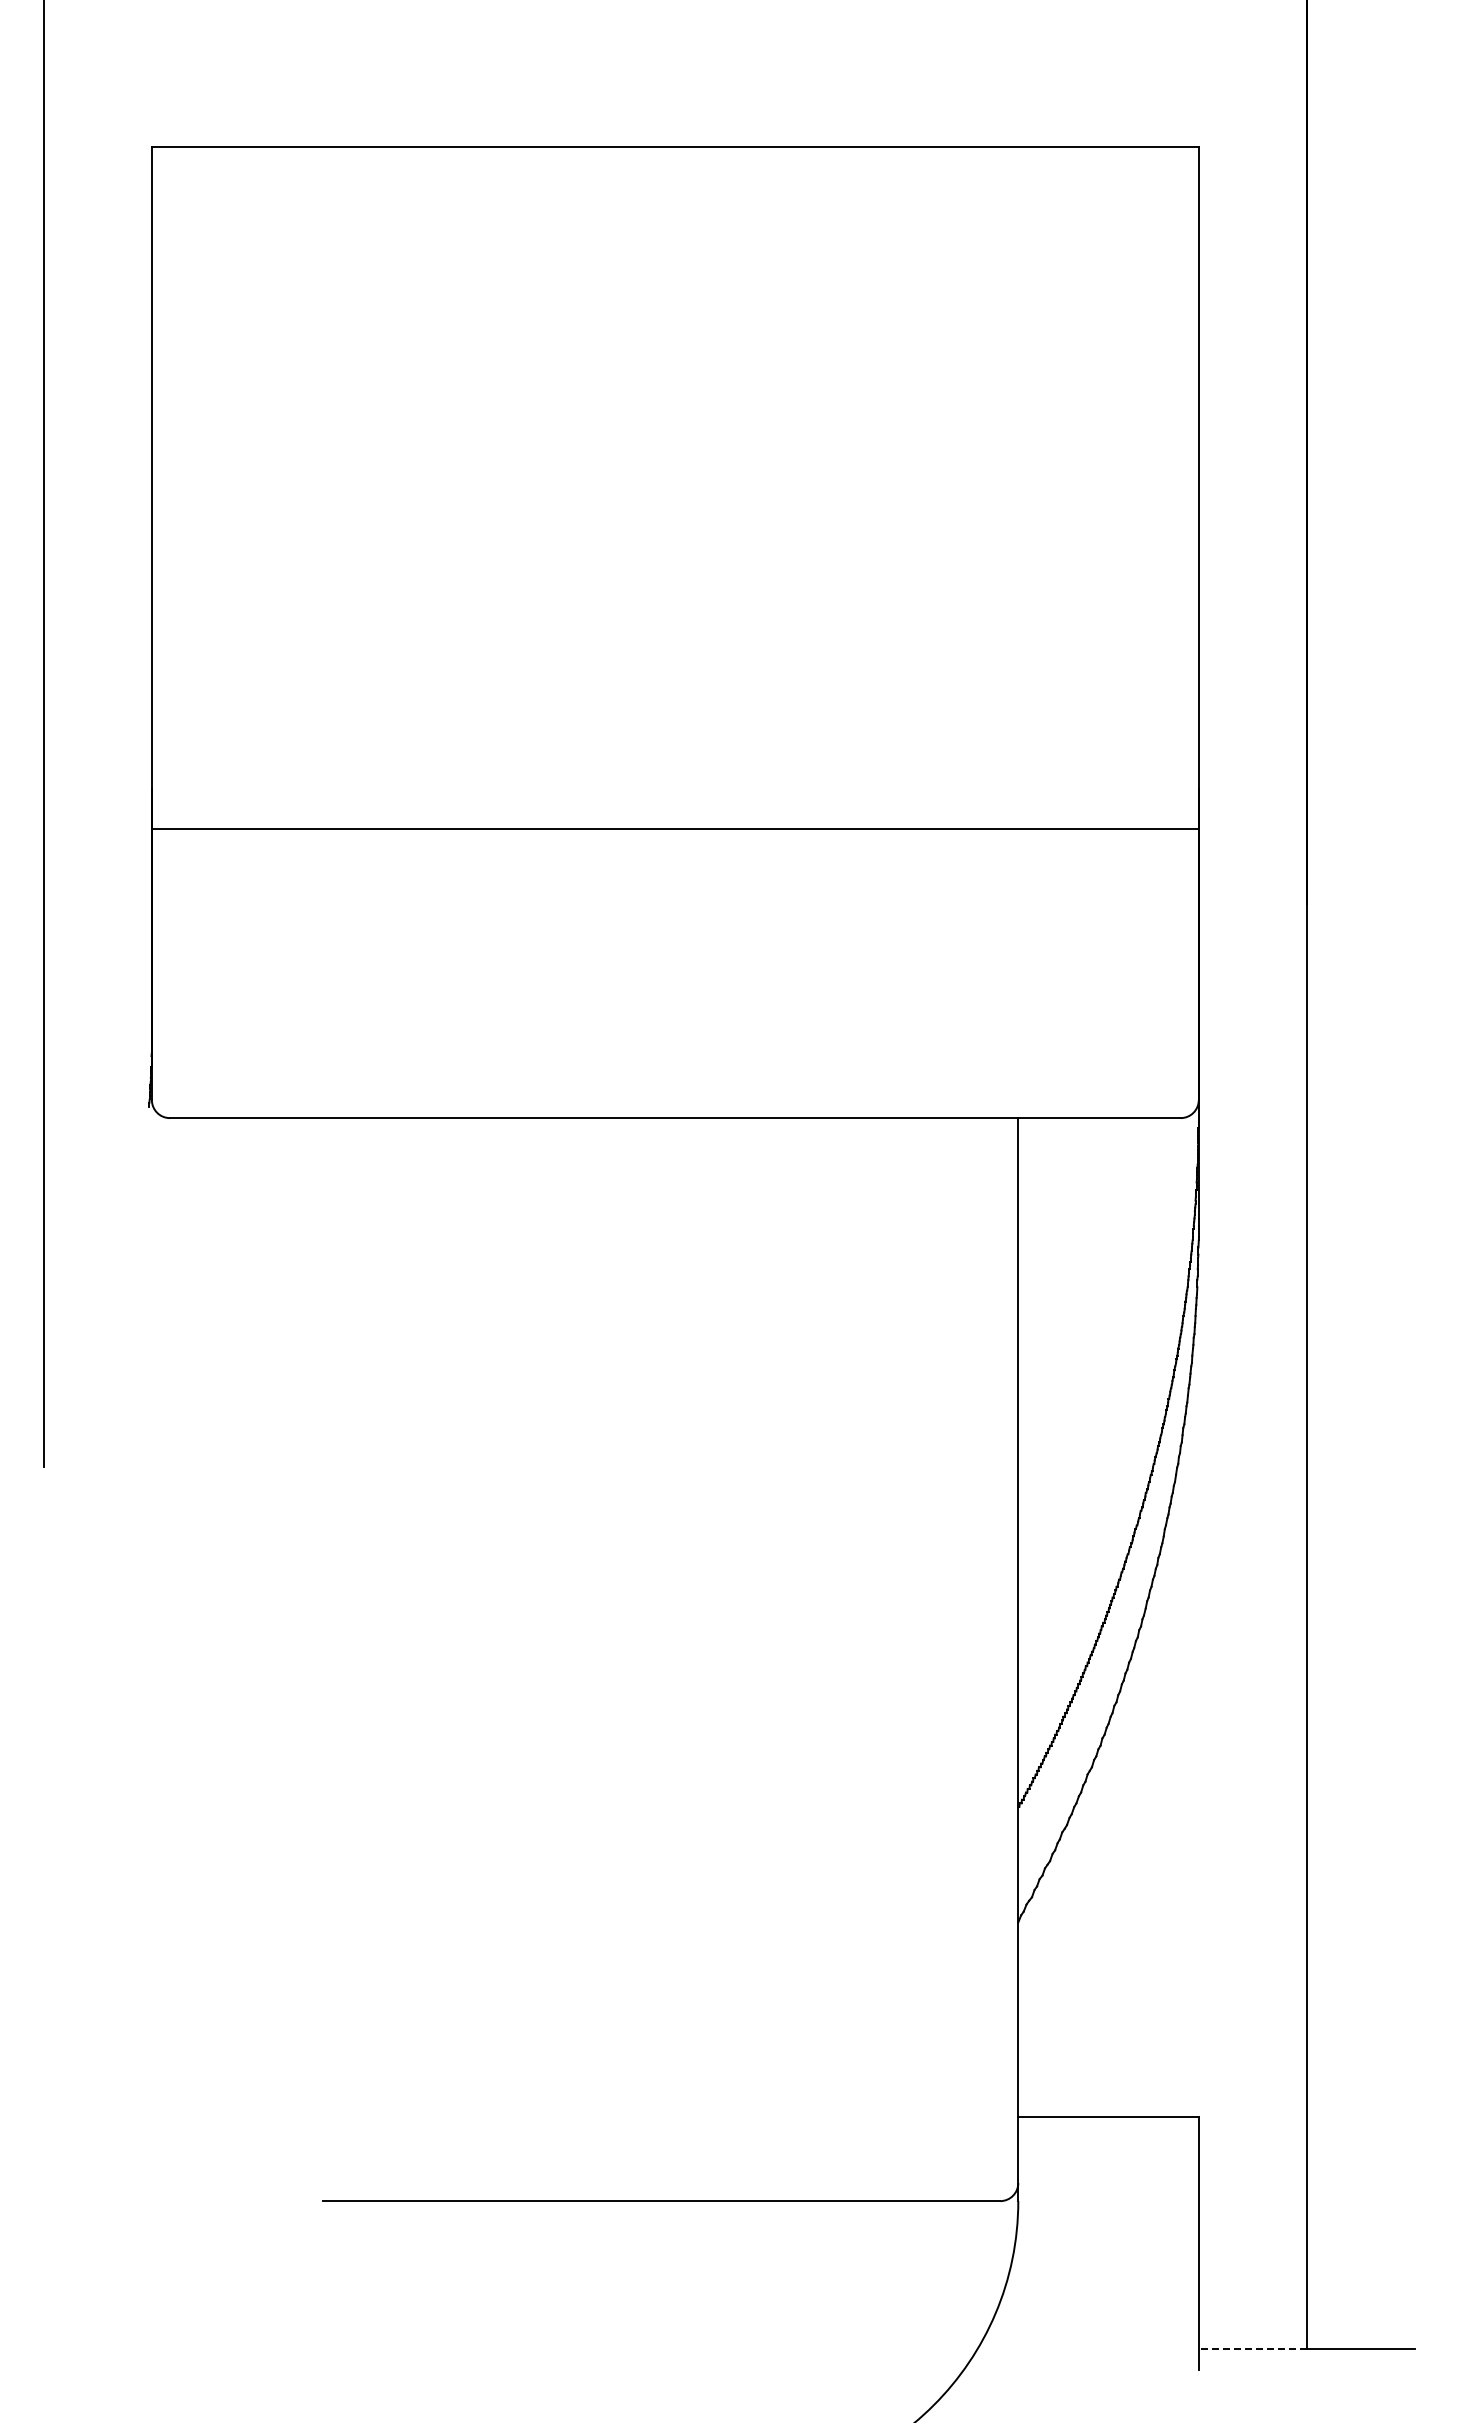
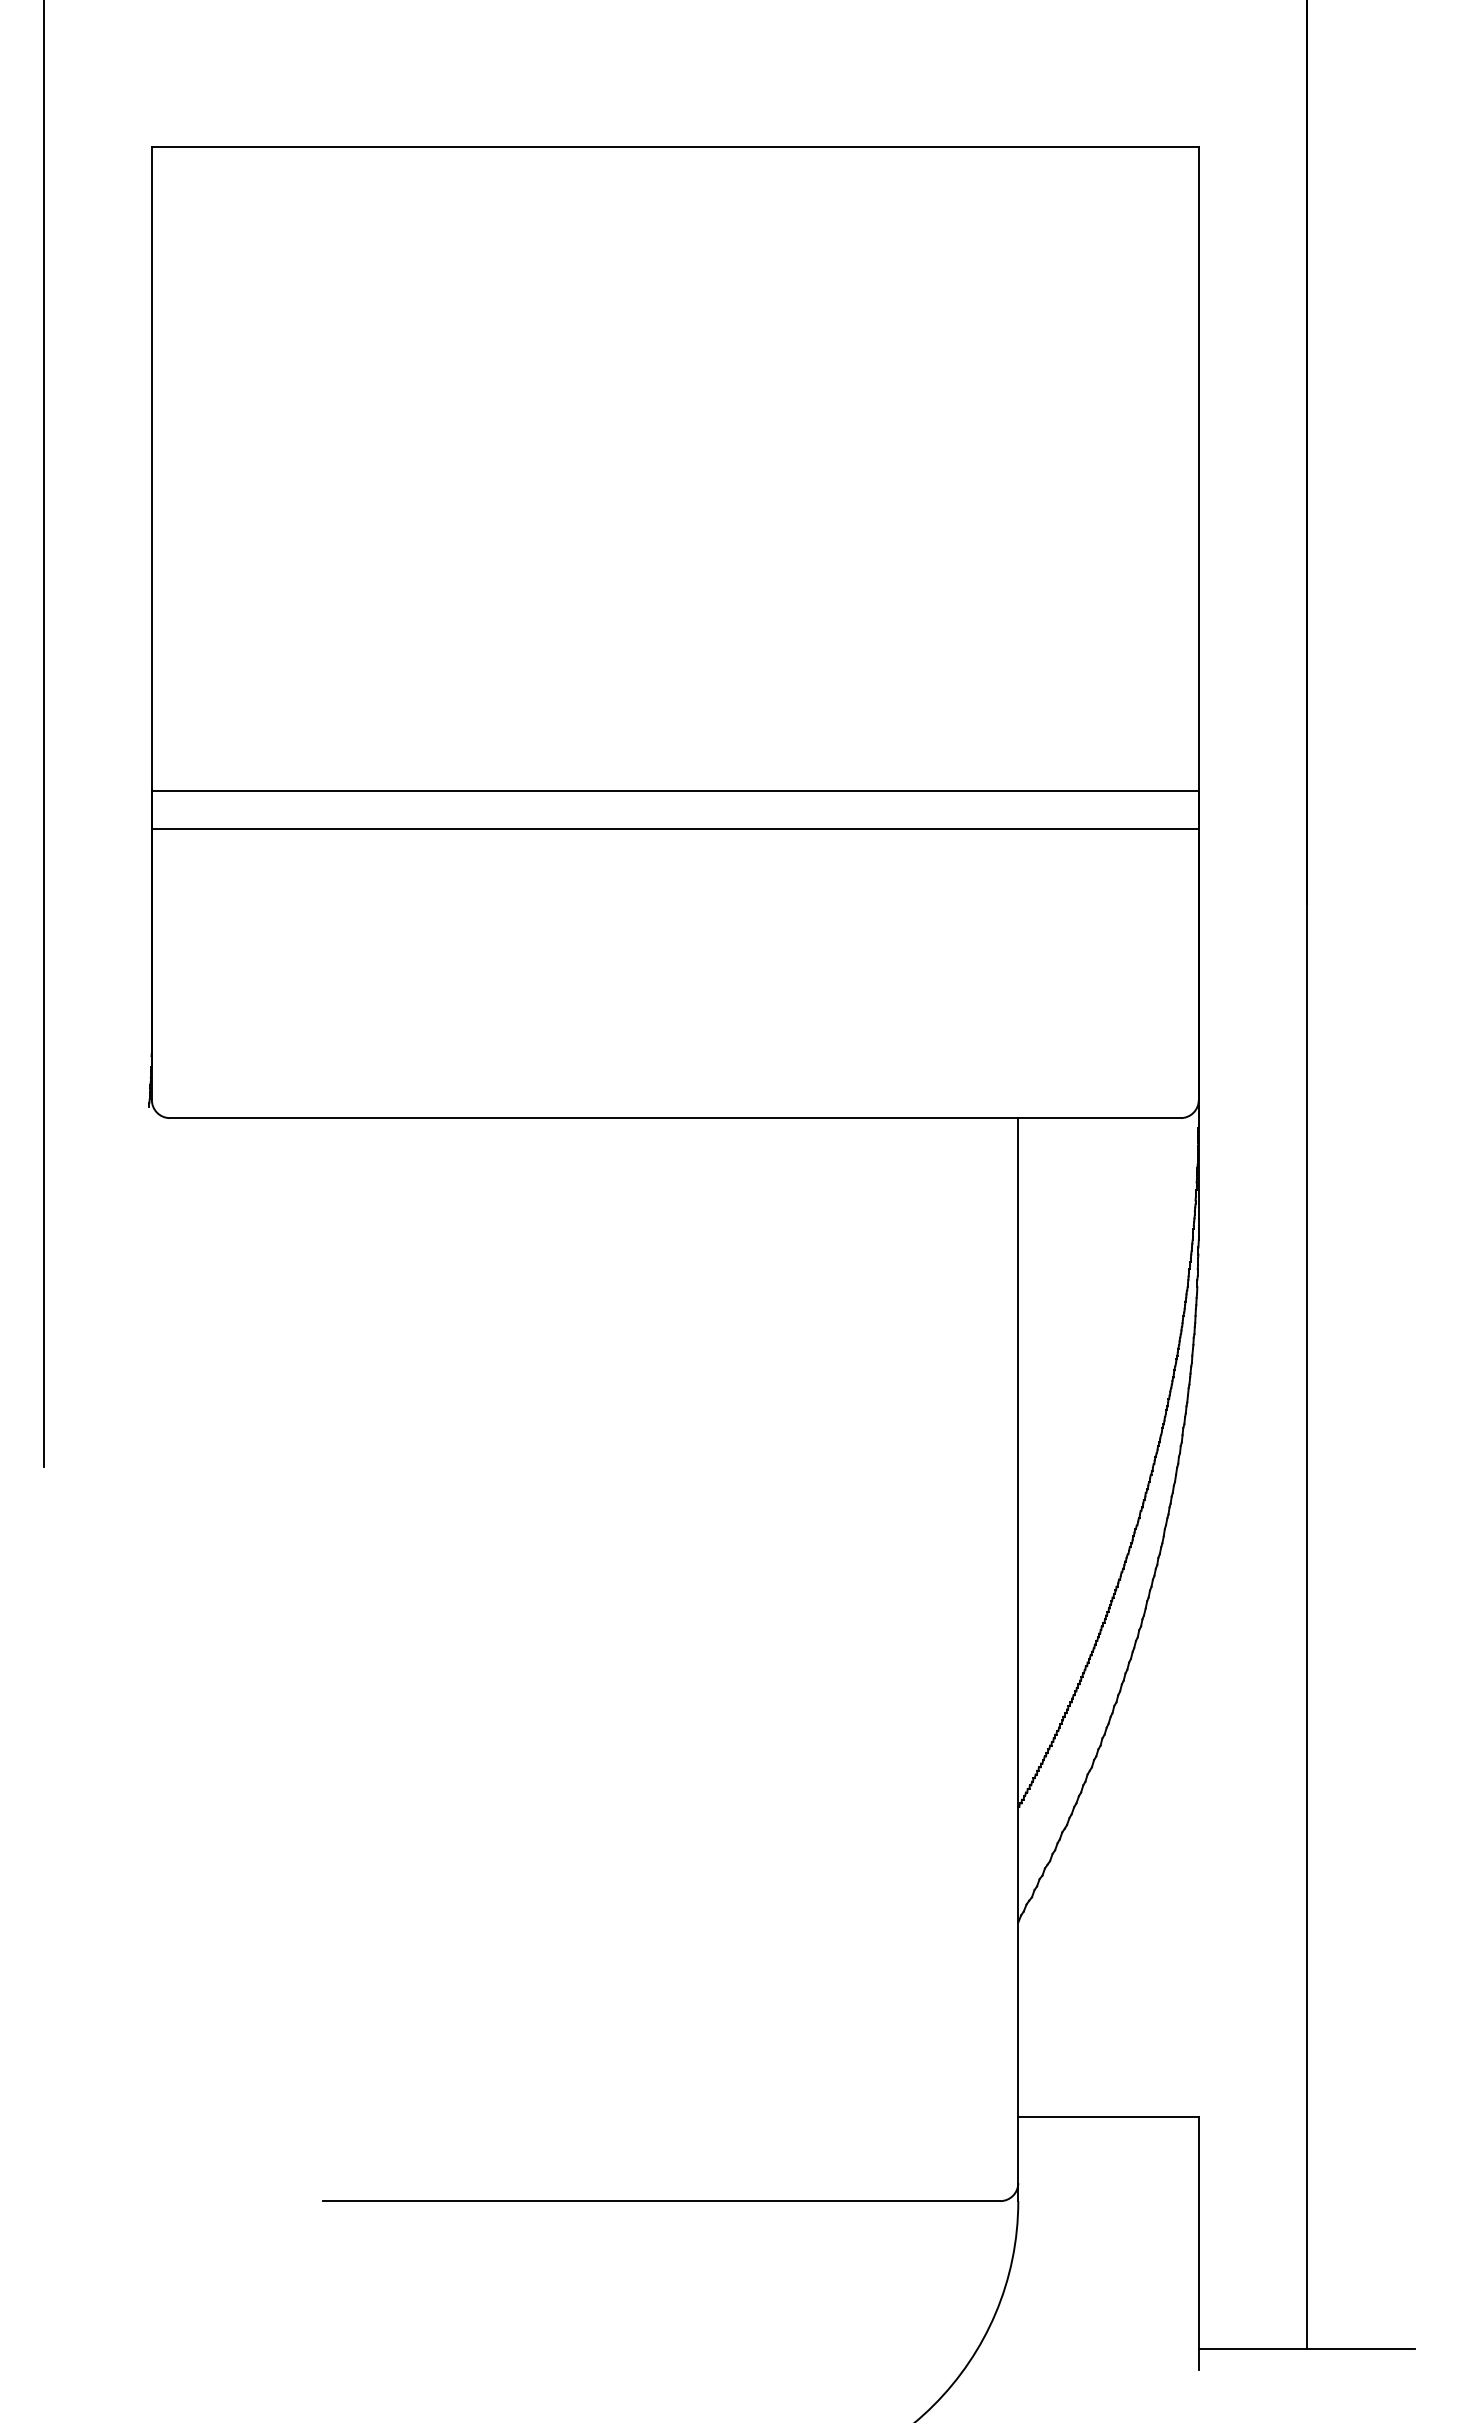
line: none -> present (674, 790)
line: dashed -> solid (1252, 2348)
